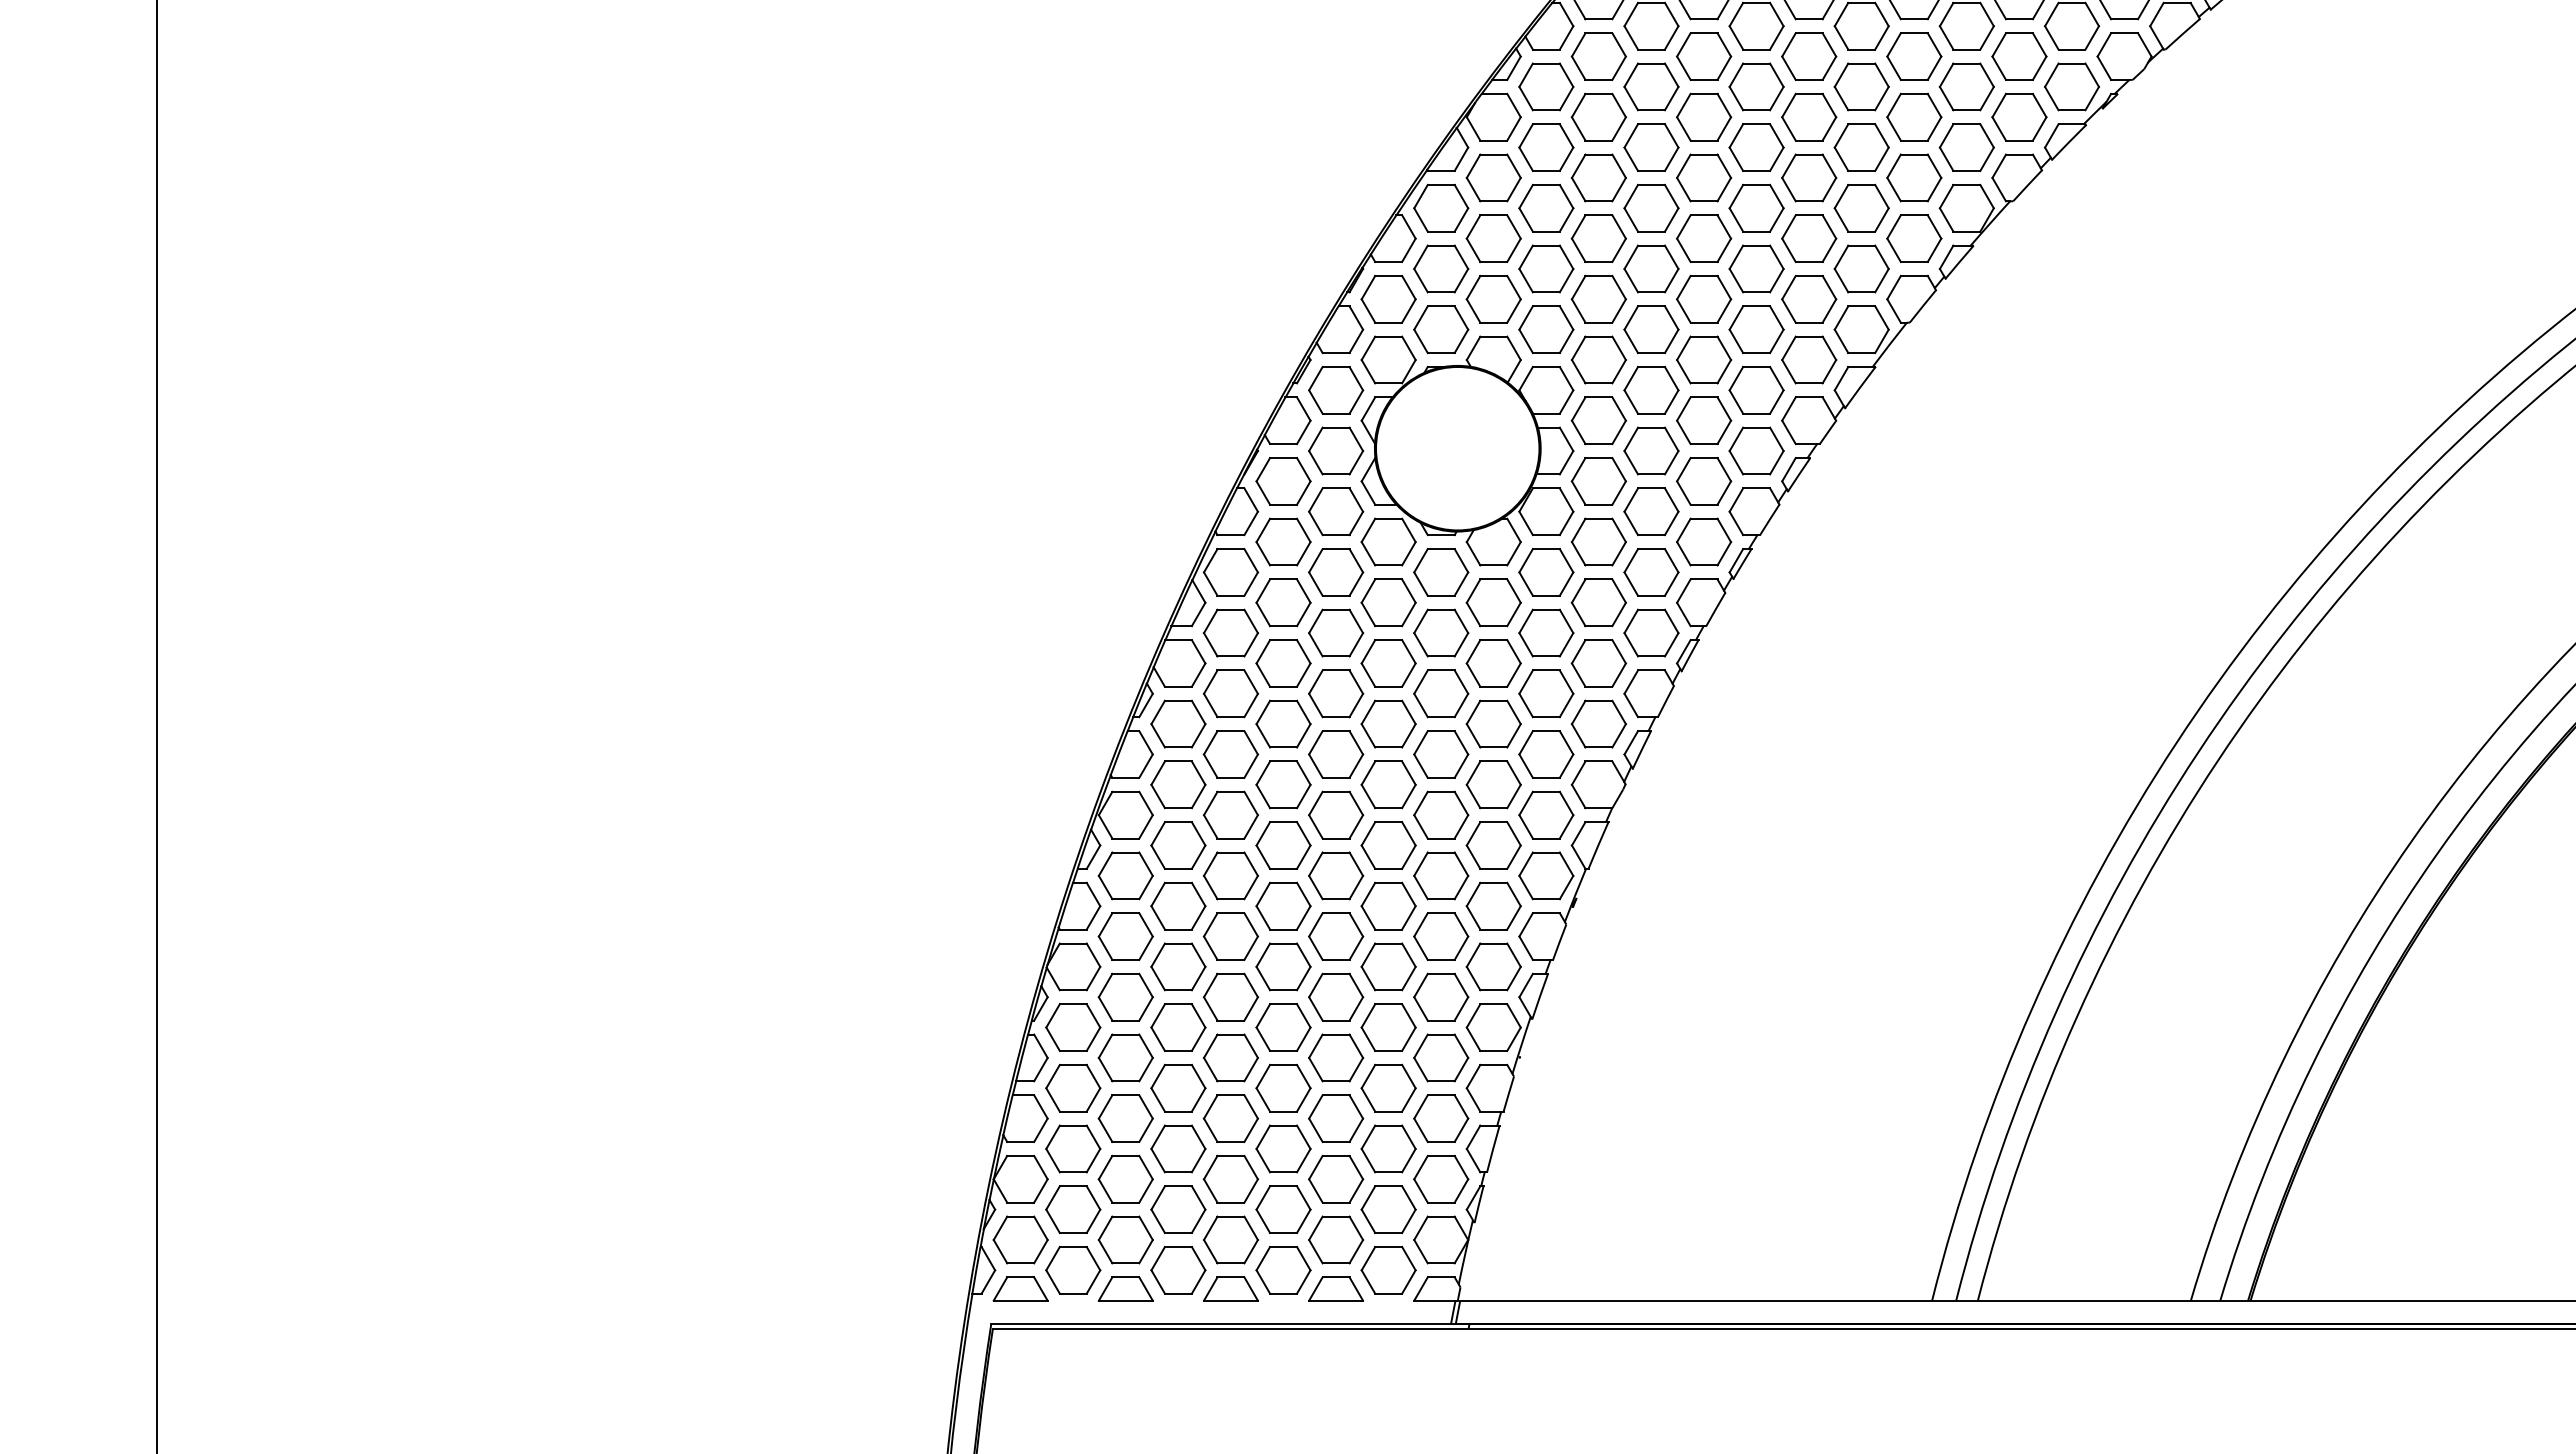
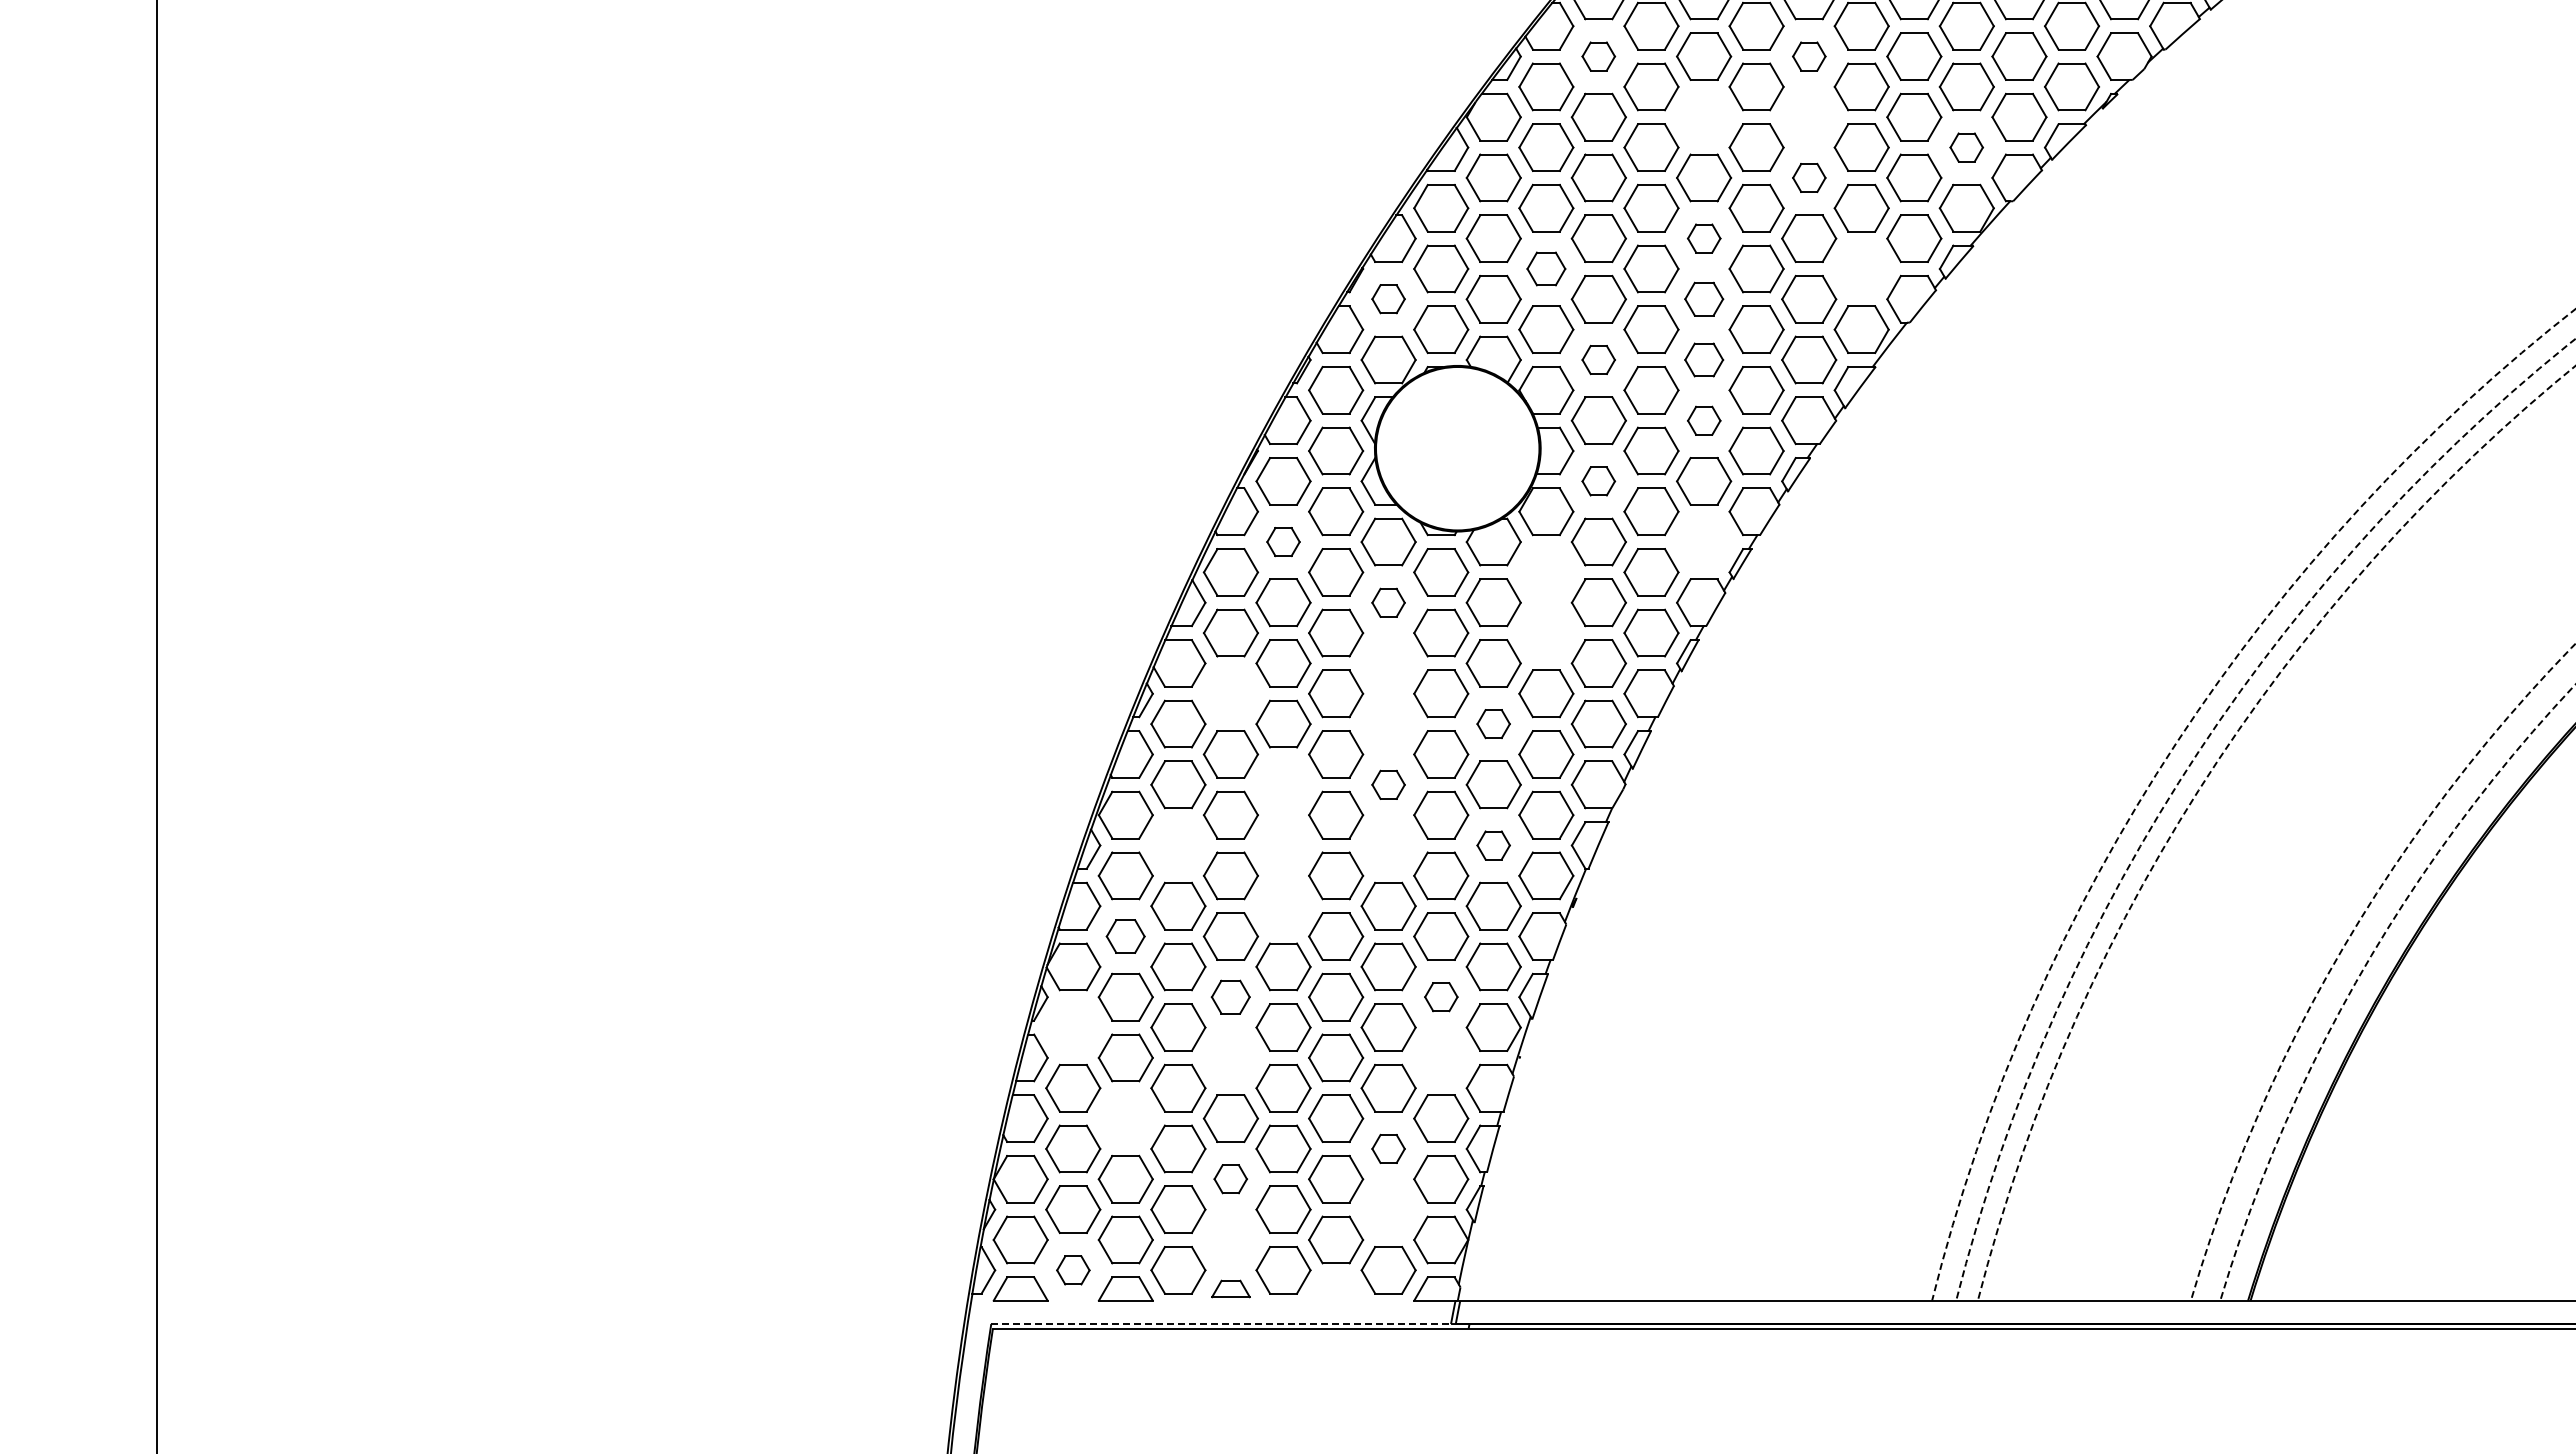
part size: 57x49 px -> 36x31 px (1598, 56)
part size: 57x49 px -> 35x31 px (1809, 56)
part: present -> none (1704, 116)
part: present -> none (1809, 116)
part size: 57x49 px -> 35x31 px (1966, 147)
part size: 57x50 px -> 35x31 px (1809, 177)
part size: 57x49 px -> 36x31 px (1703, 238)
part size: 57x50 px -> 41x36 px (1546, 268)
part: present -> none (1861, 268)
part size: 57x50 px -> 35x31 px (1388, 299)
part size: 57x50 px -> 41x36 px (1704, 298)
part size: 57x50 px -> 35x31 px (1598, 360)
part size: 57x50 px -> 41x36 px (1704, 359)
part size: 57x50 px -> 35x31 px (1704, 420)
part size: 57x49 px -> 36x31 px (1598, 481)
part size: 57x50 px -> 35x31 px (1283, 542)
part: present -> none (1704, 541)
part: present -> none (1546, 572)
part size: 57x50 px -> 35x31 px (1388, 602)
part: present -> none (1546, 632)
part: present -> none (1388, 663)
part: present -> none (1230, 693)
part: present -> none (1388, 723)
part size: 57x50 px -> 35x31 px (1493, 724)
arc: solid -> dashed (2172, 749)
arc: solid -> dashed (2186, 770)
arc: solid -> dashed (2203, 783)
part: present -> none (1283, 784)
part size: 57x50 px -> 35x31 px (1388, 784)
part: present -> none (1178, 845)
part: present -> none (1283, 845)
part: present -> none (1388, 845)
part size: 57x49 px -> 35x31 px (1493, 845)
part: present -> none (1283, 905)
part size: 57x49 px -> 41x35 px (1125, 936)
arc: solid -> dashed (2343, 947)
arc: solid -> dashed (2361, 972)
part size: 57x50 px -> 41x36 px (1230, 996)
part size: 57x50 px -> 35x31 px (1441, 997)
part: present -> none (1073, 1027)
part: present -> none (1230, 1057)
part: present -> none (1441, 1057)
part: present -> none (1125, 1118)
part size: 57x50 px -> 35x31 px (1388, 1148)
part size: 57x50 px -> 35x31 px (1230, 1179)
part: present -> none (1388, 1209)
part: present -> none (1230, 1239)
part size: 57x49 px -> 35x31 px (1073, 1270)
part size: 56x26 px -> 40x20 px (1230, 1288)
part: present -> none (1335, 1288)
line: solid -> dashed (1221, 1324)
